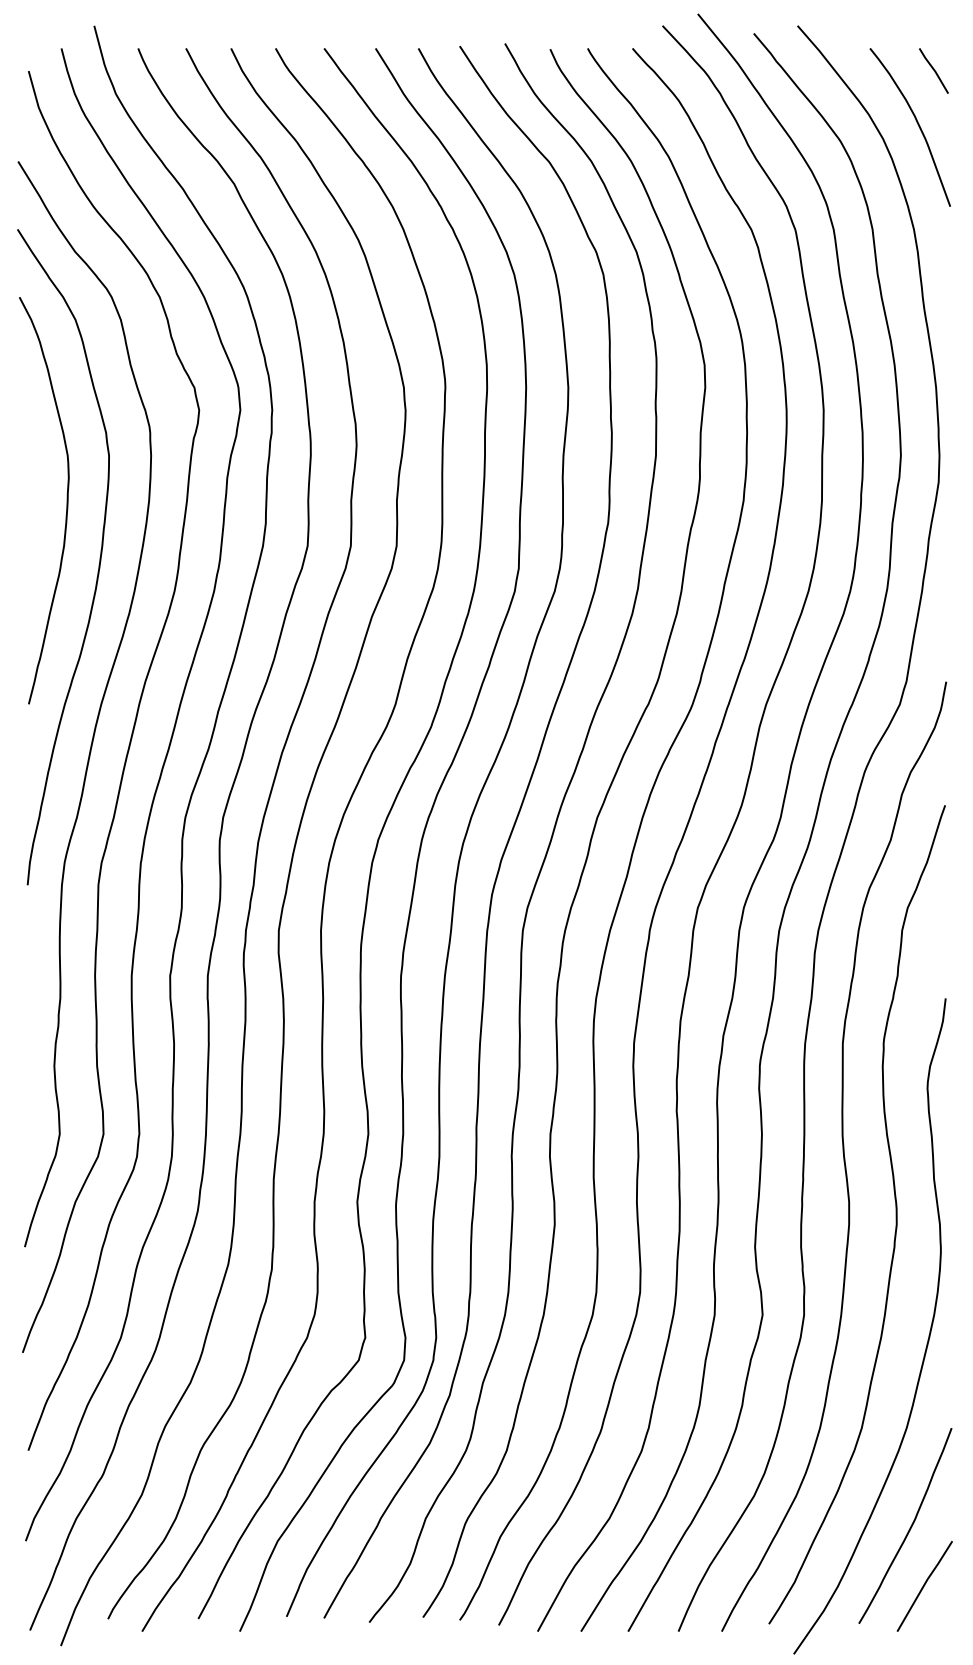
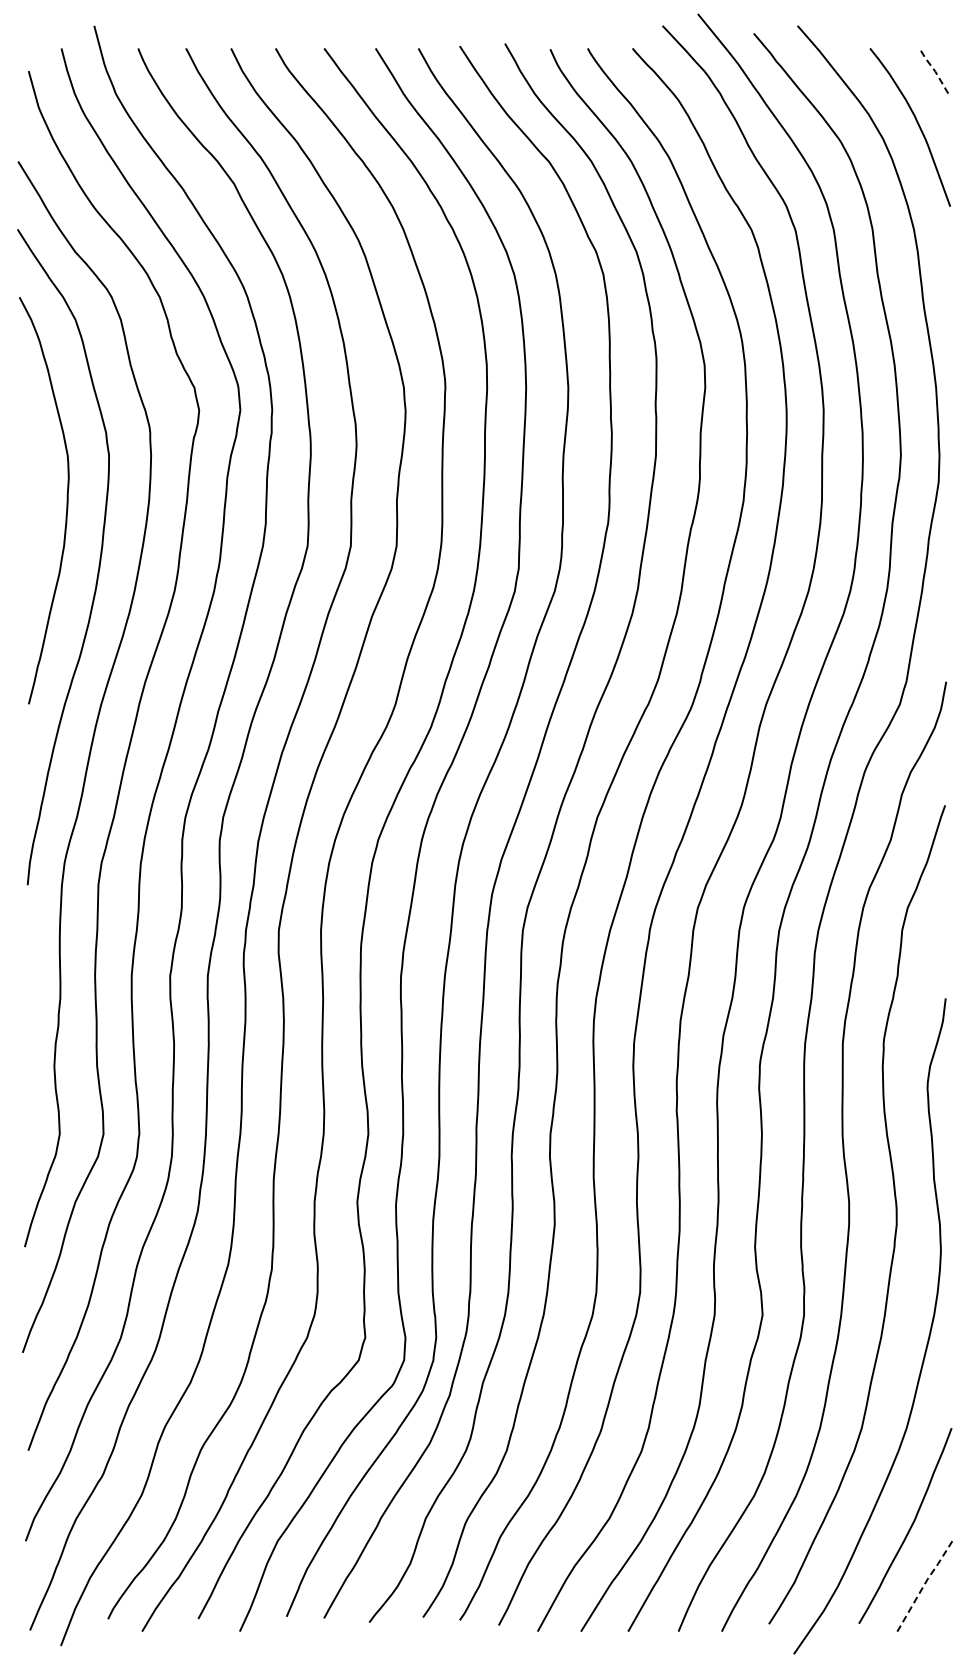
line: solid -> dashed (934, 70)
line: solid -> dashed (924, 1585)
